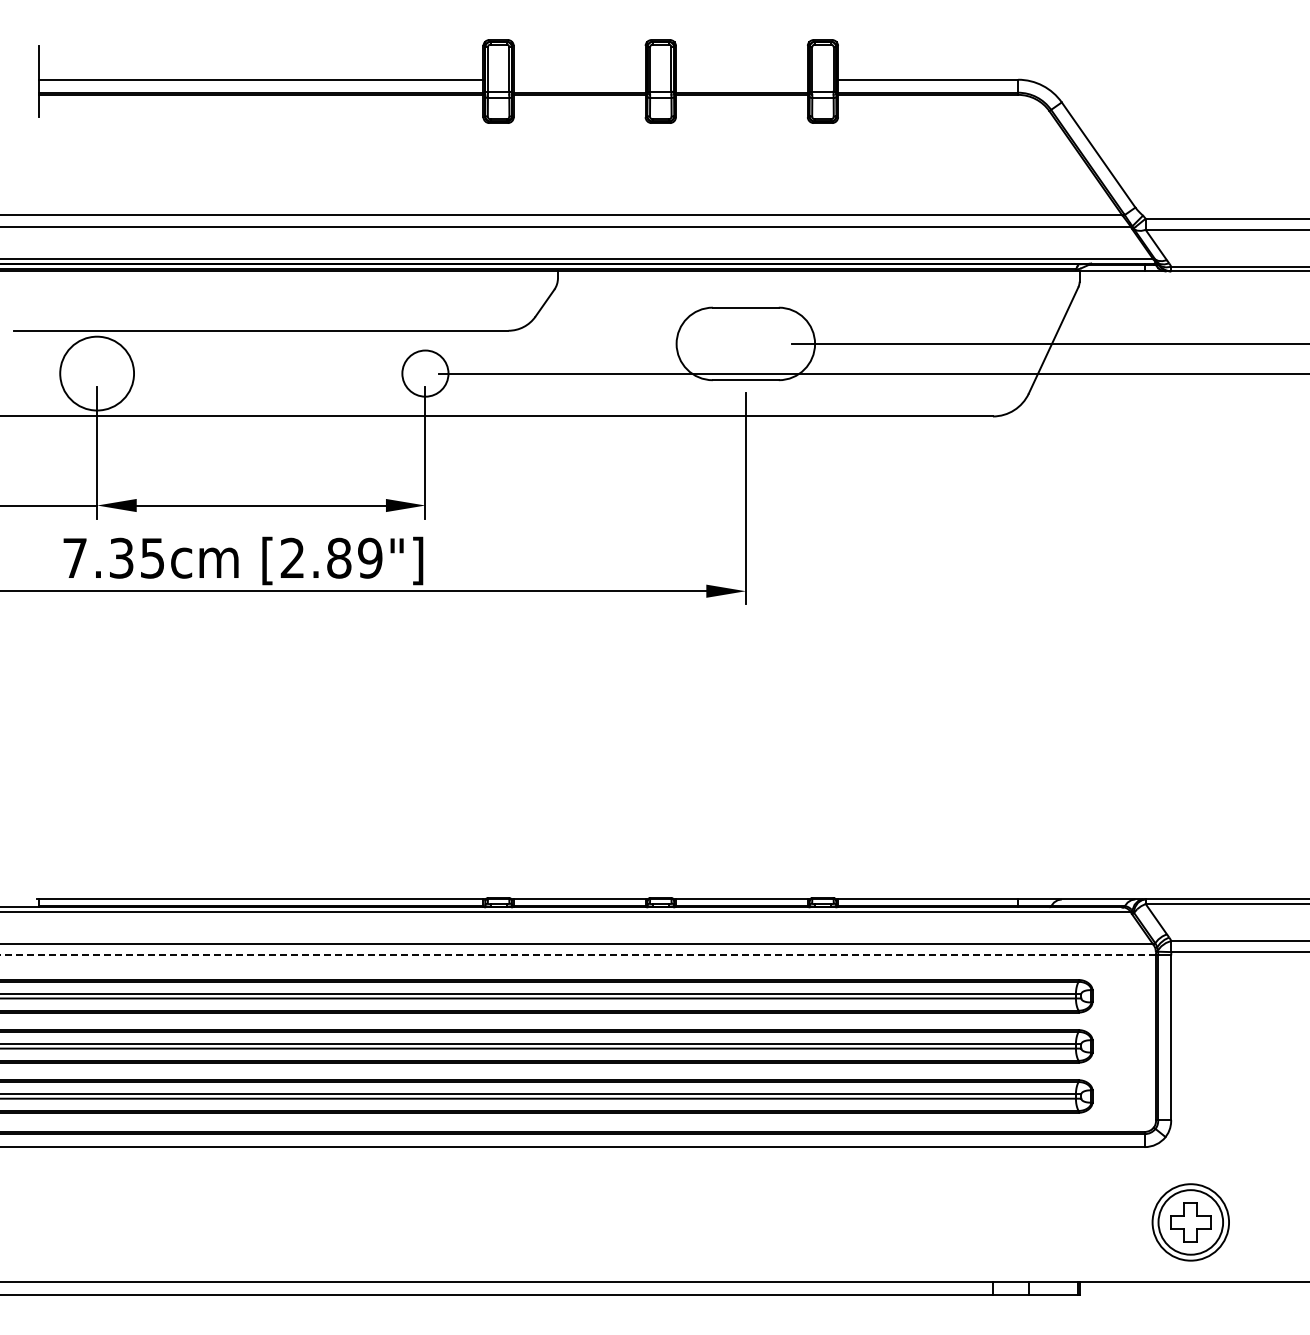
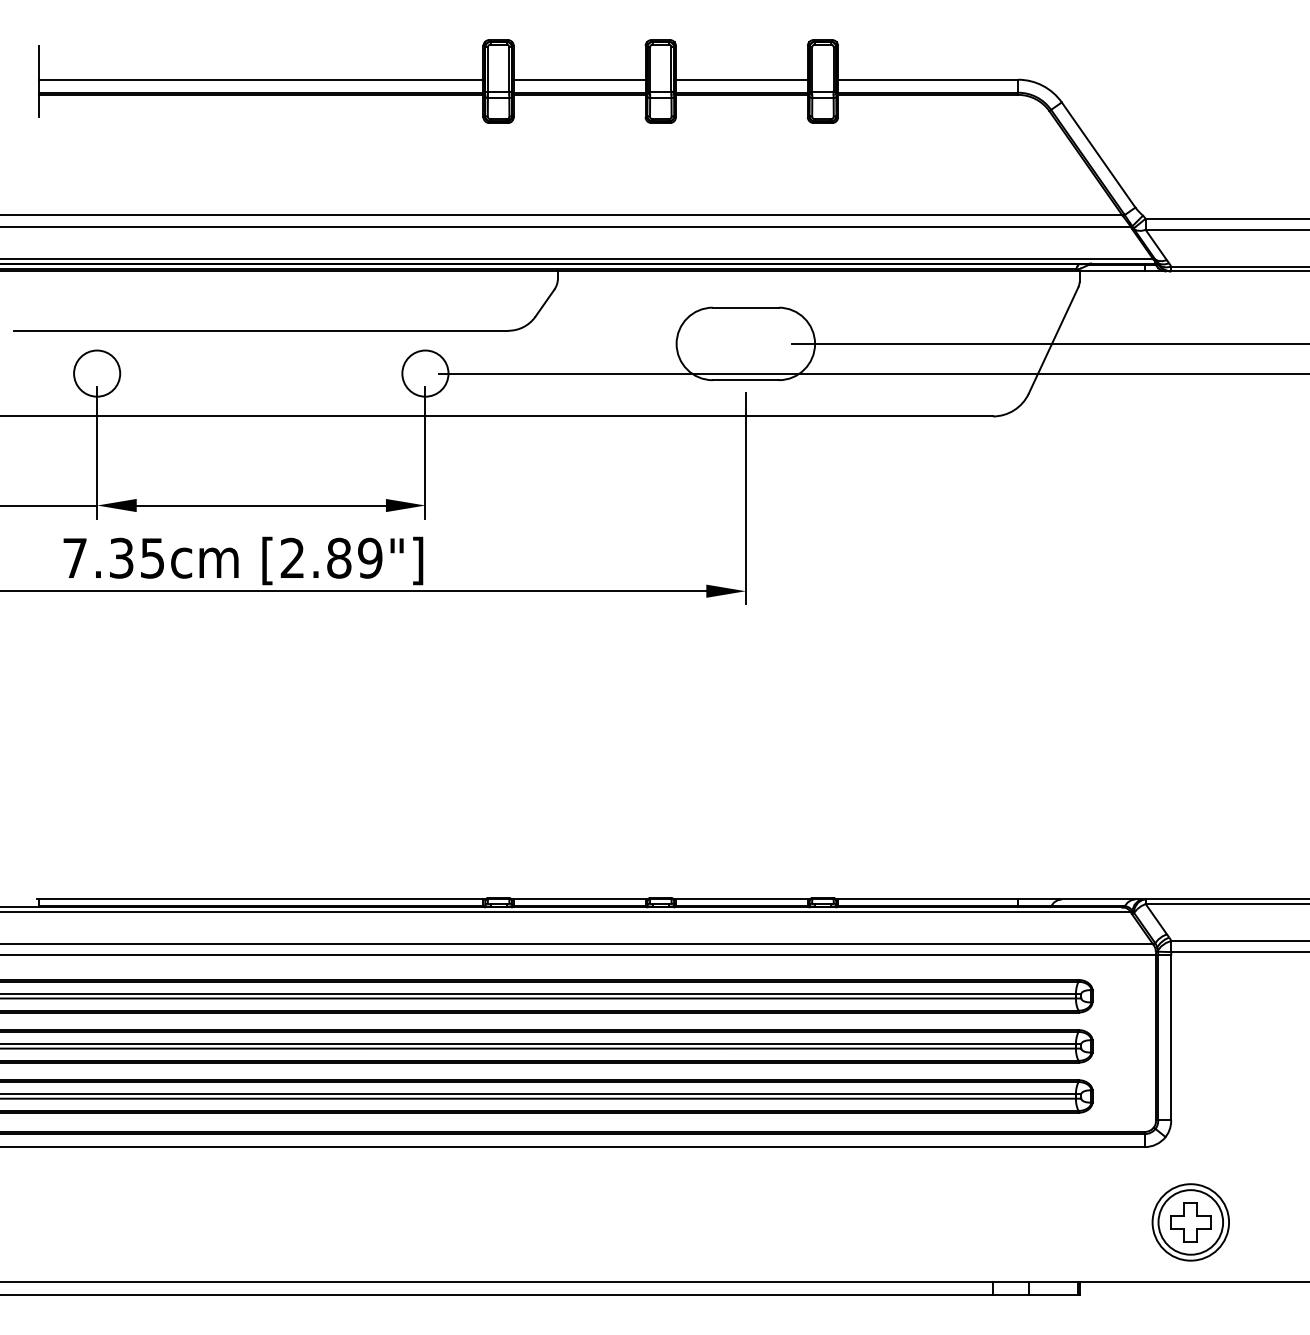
line: none -> present (579, 79)
line: none -> present (741, 79)
circle diameter: 74 px -> 46 px (97, 373)
line: dashed -> solid (578, 955)
